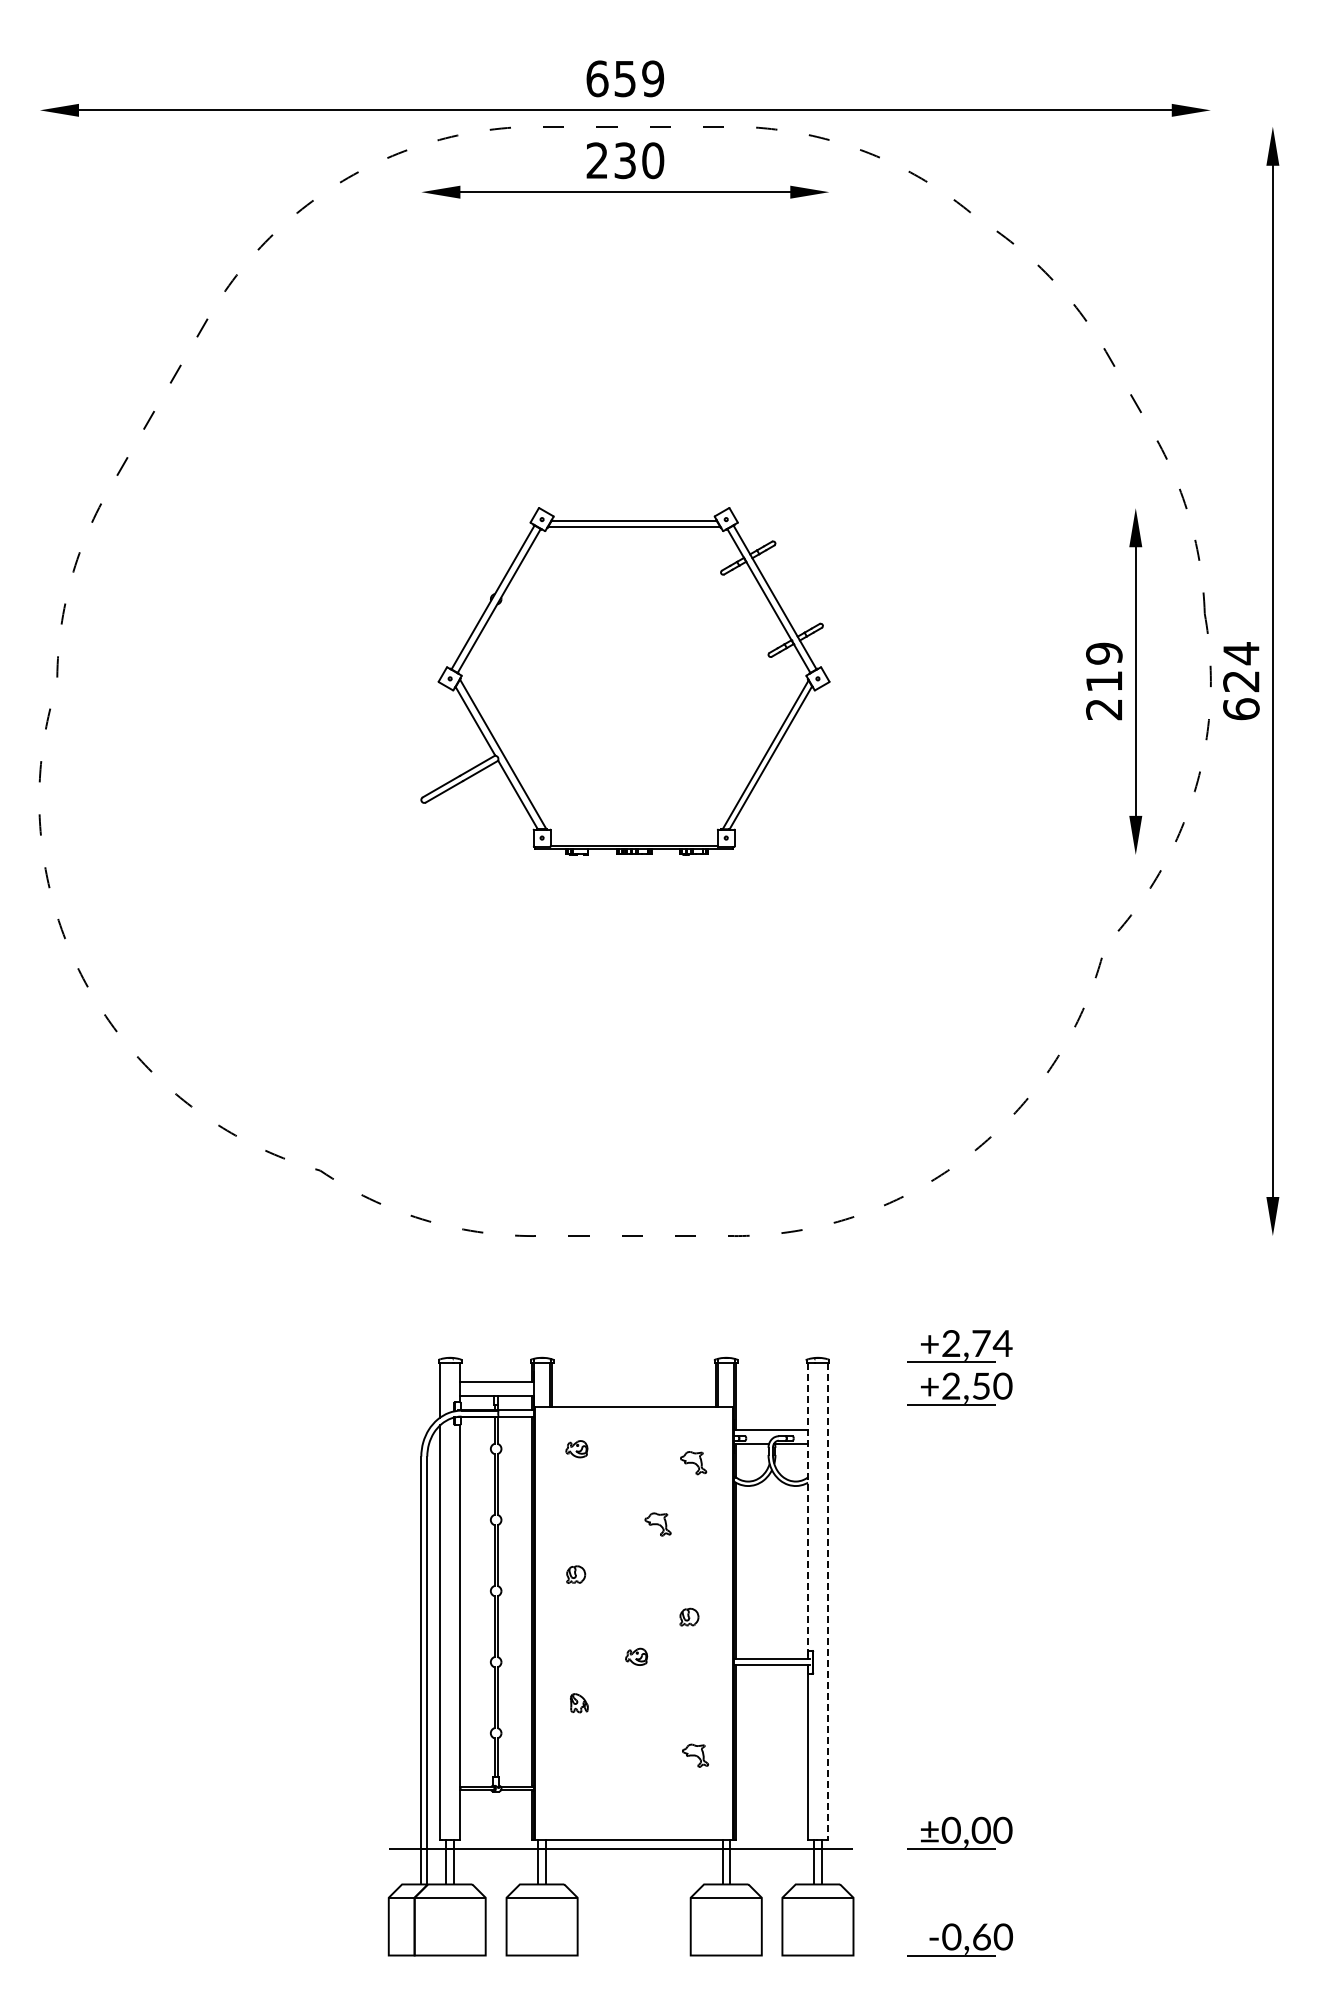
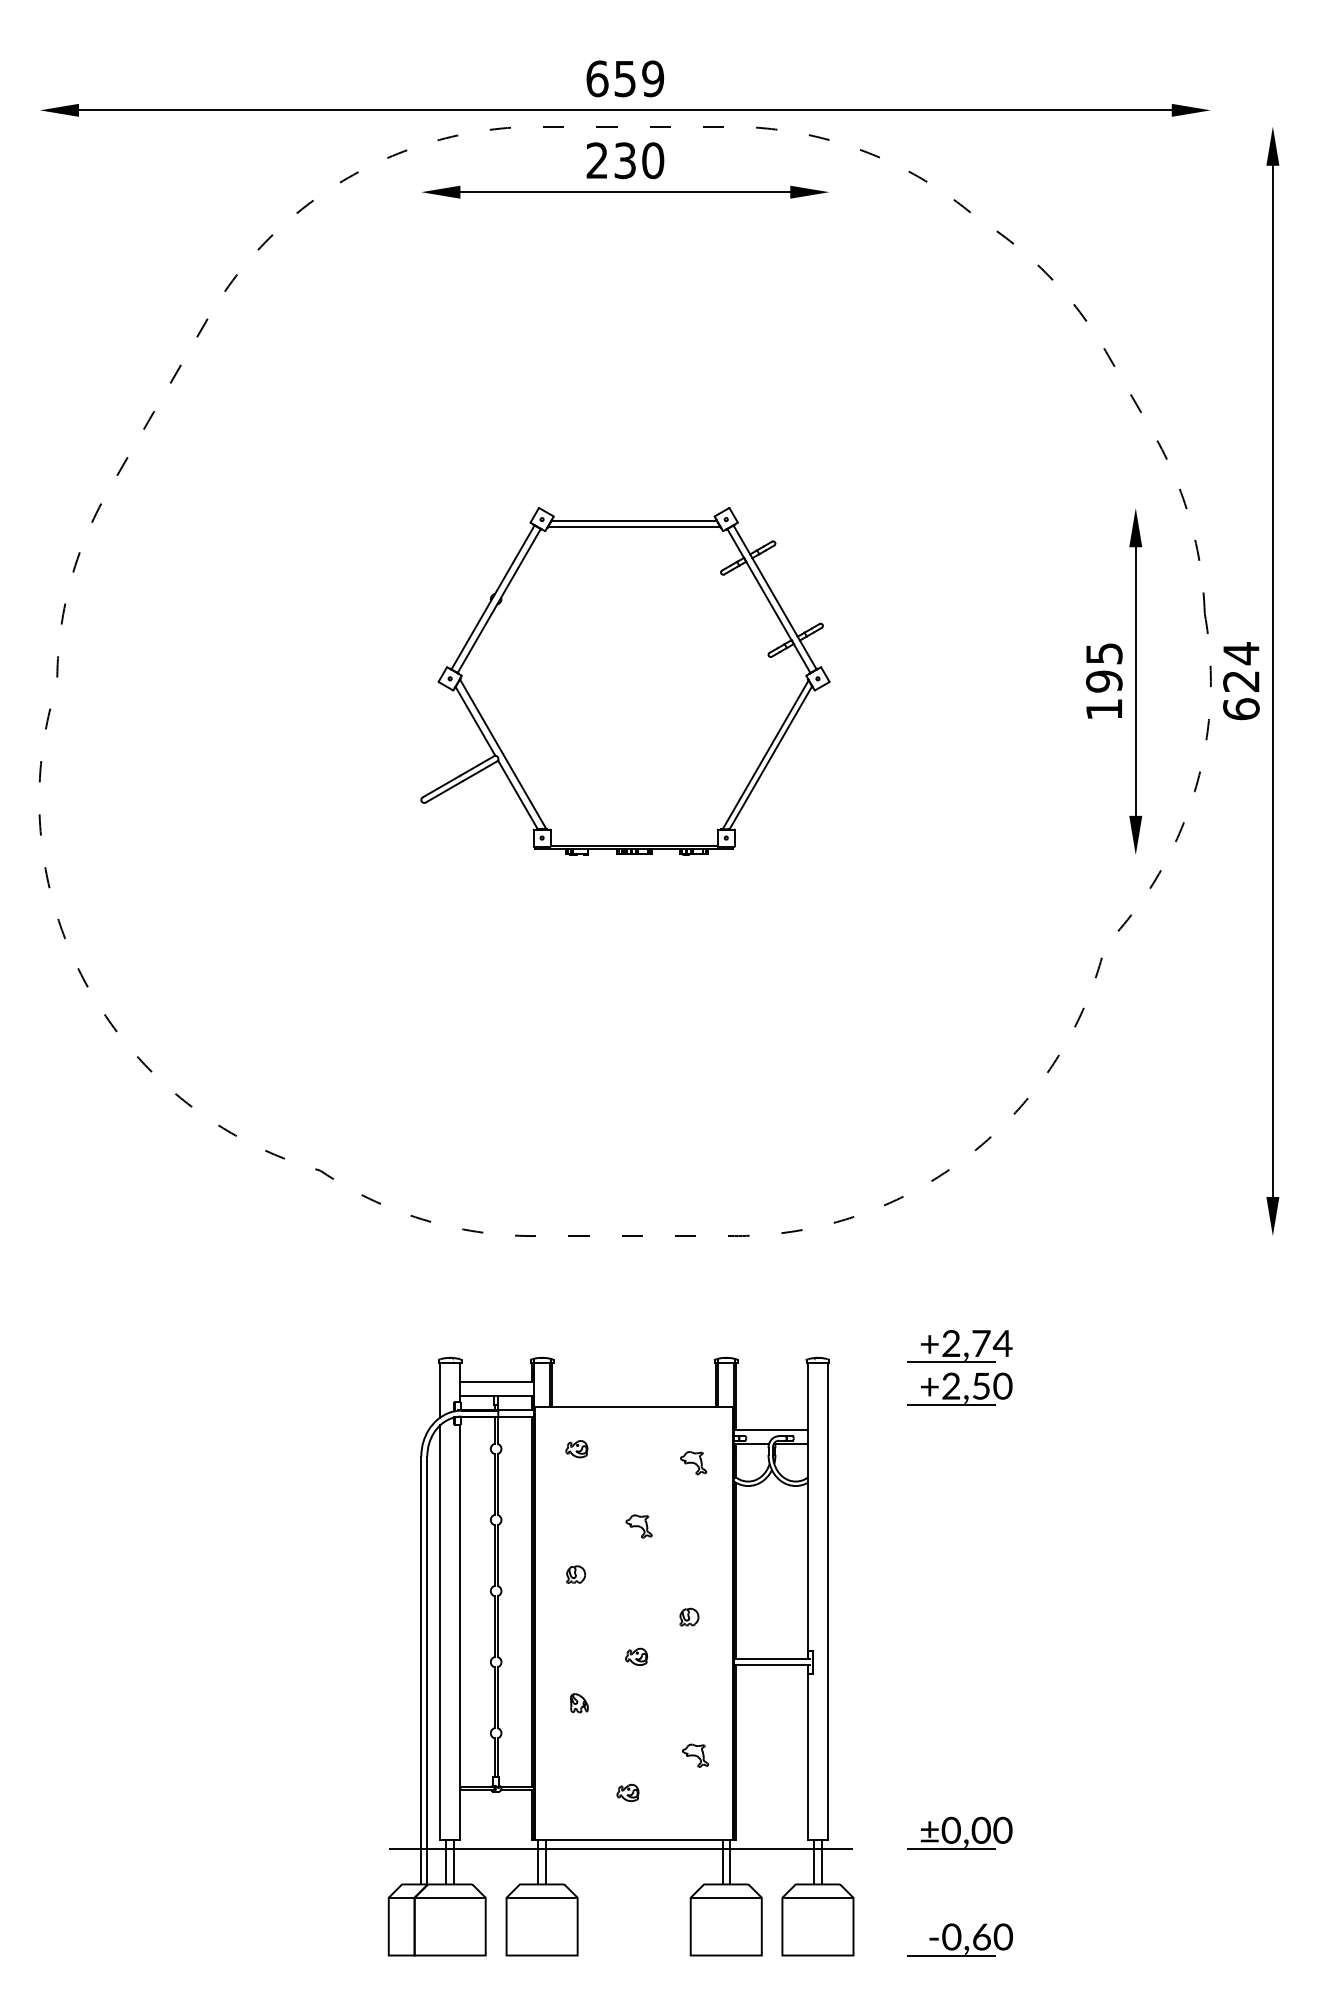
text: 219 -> 195 (1104, 681)
line: dashed -> solid (808, 1511)
part position: (657, 1524) -> (638, 1526) (638, 1526)
line: dashed -> solid (827, 1601)
part: none -> present (627, 1792)
